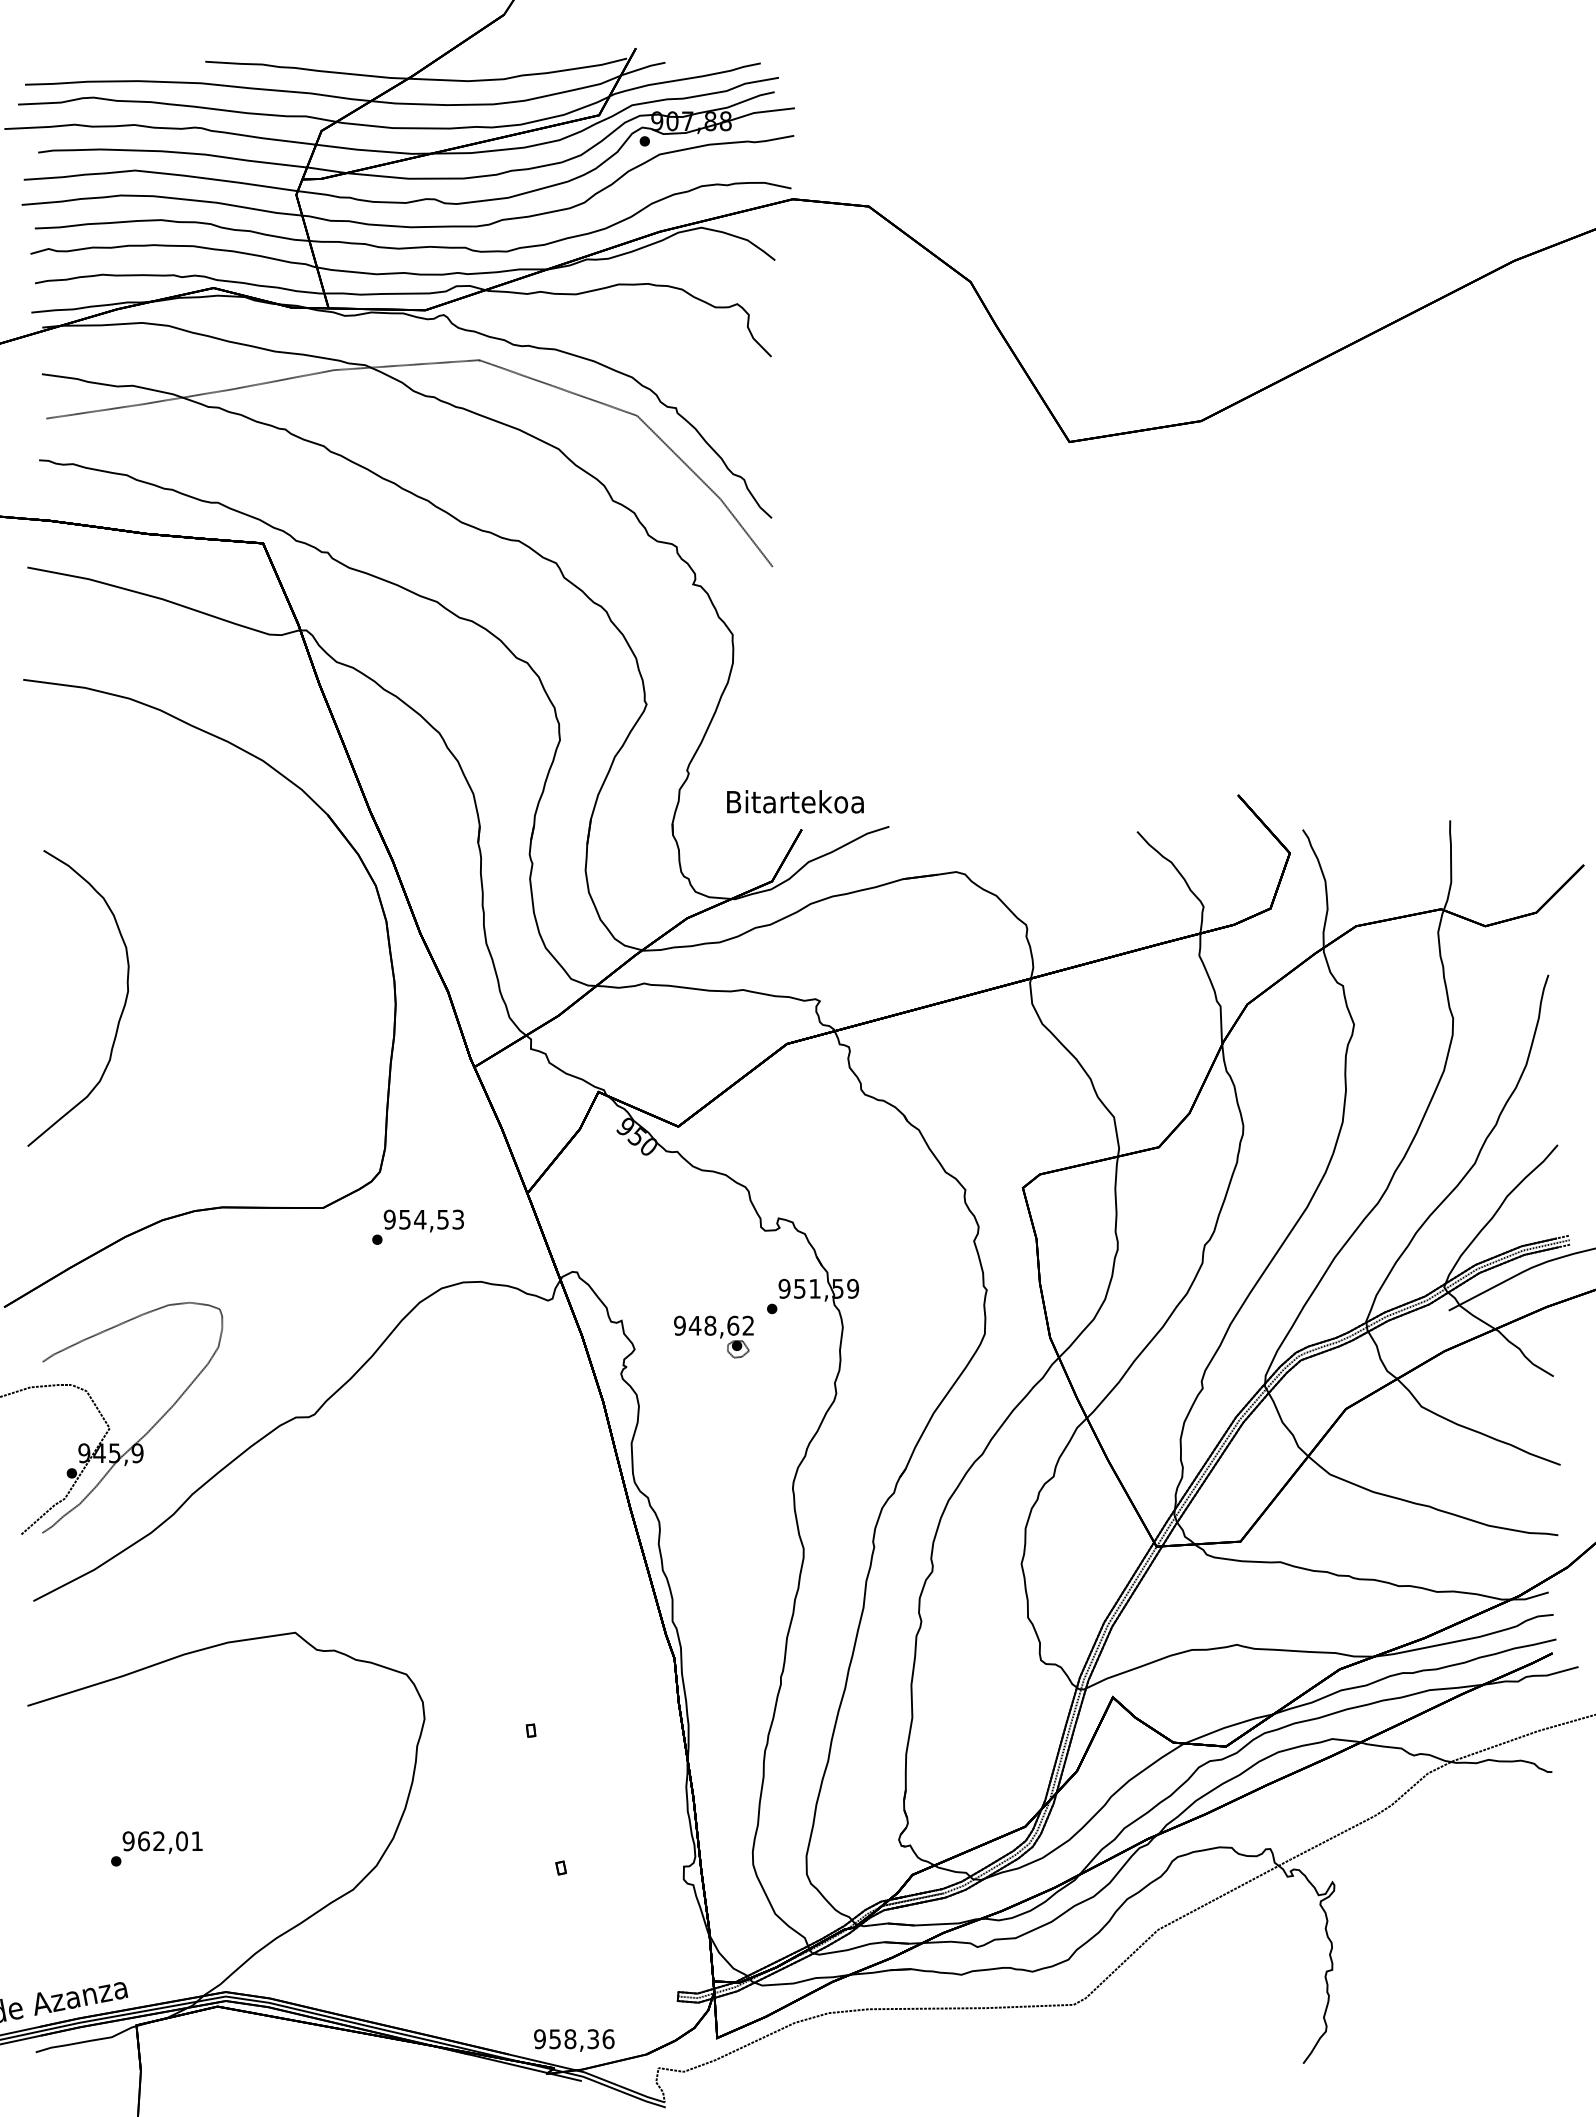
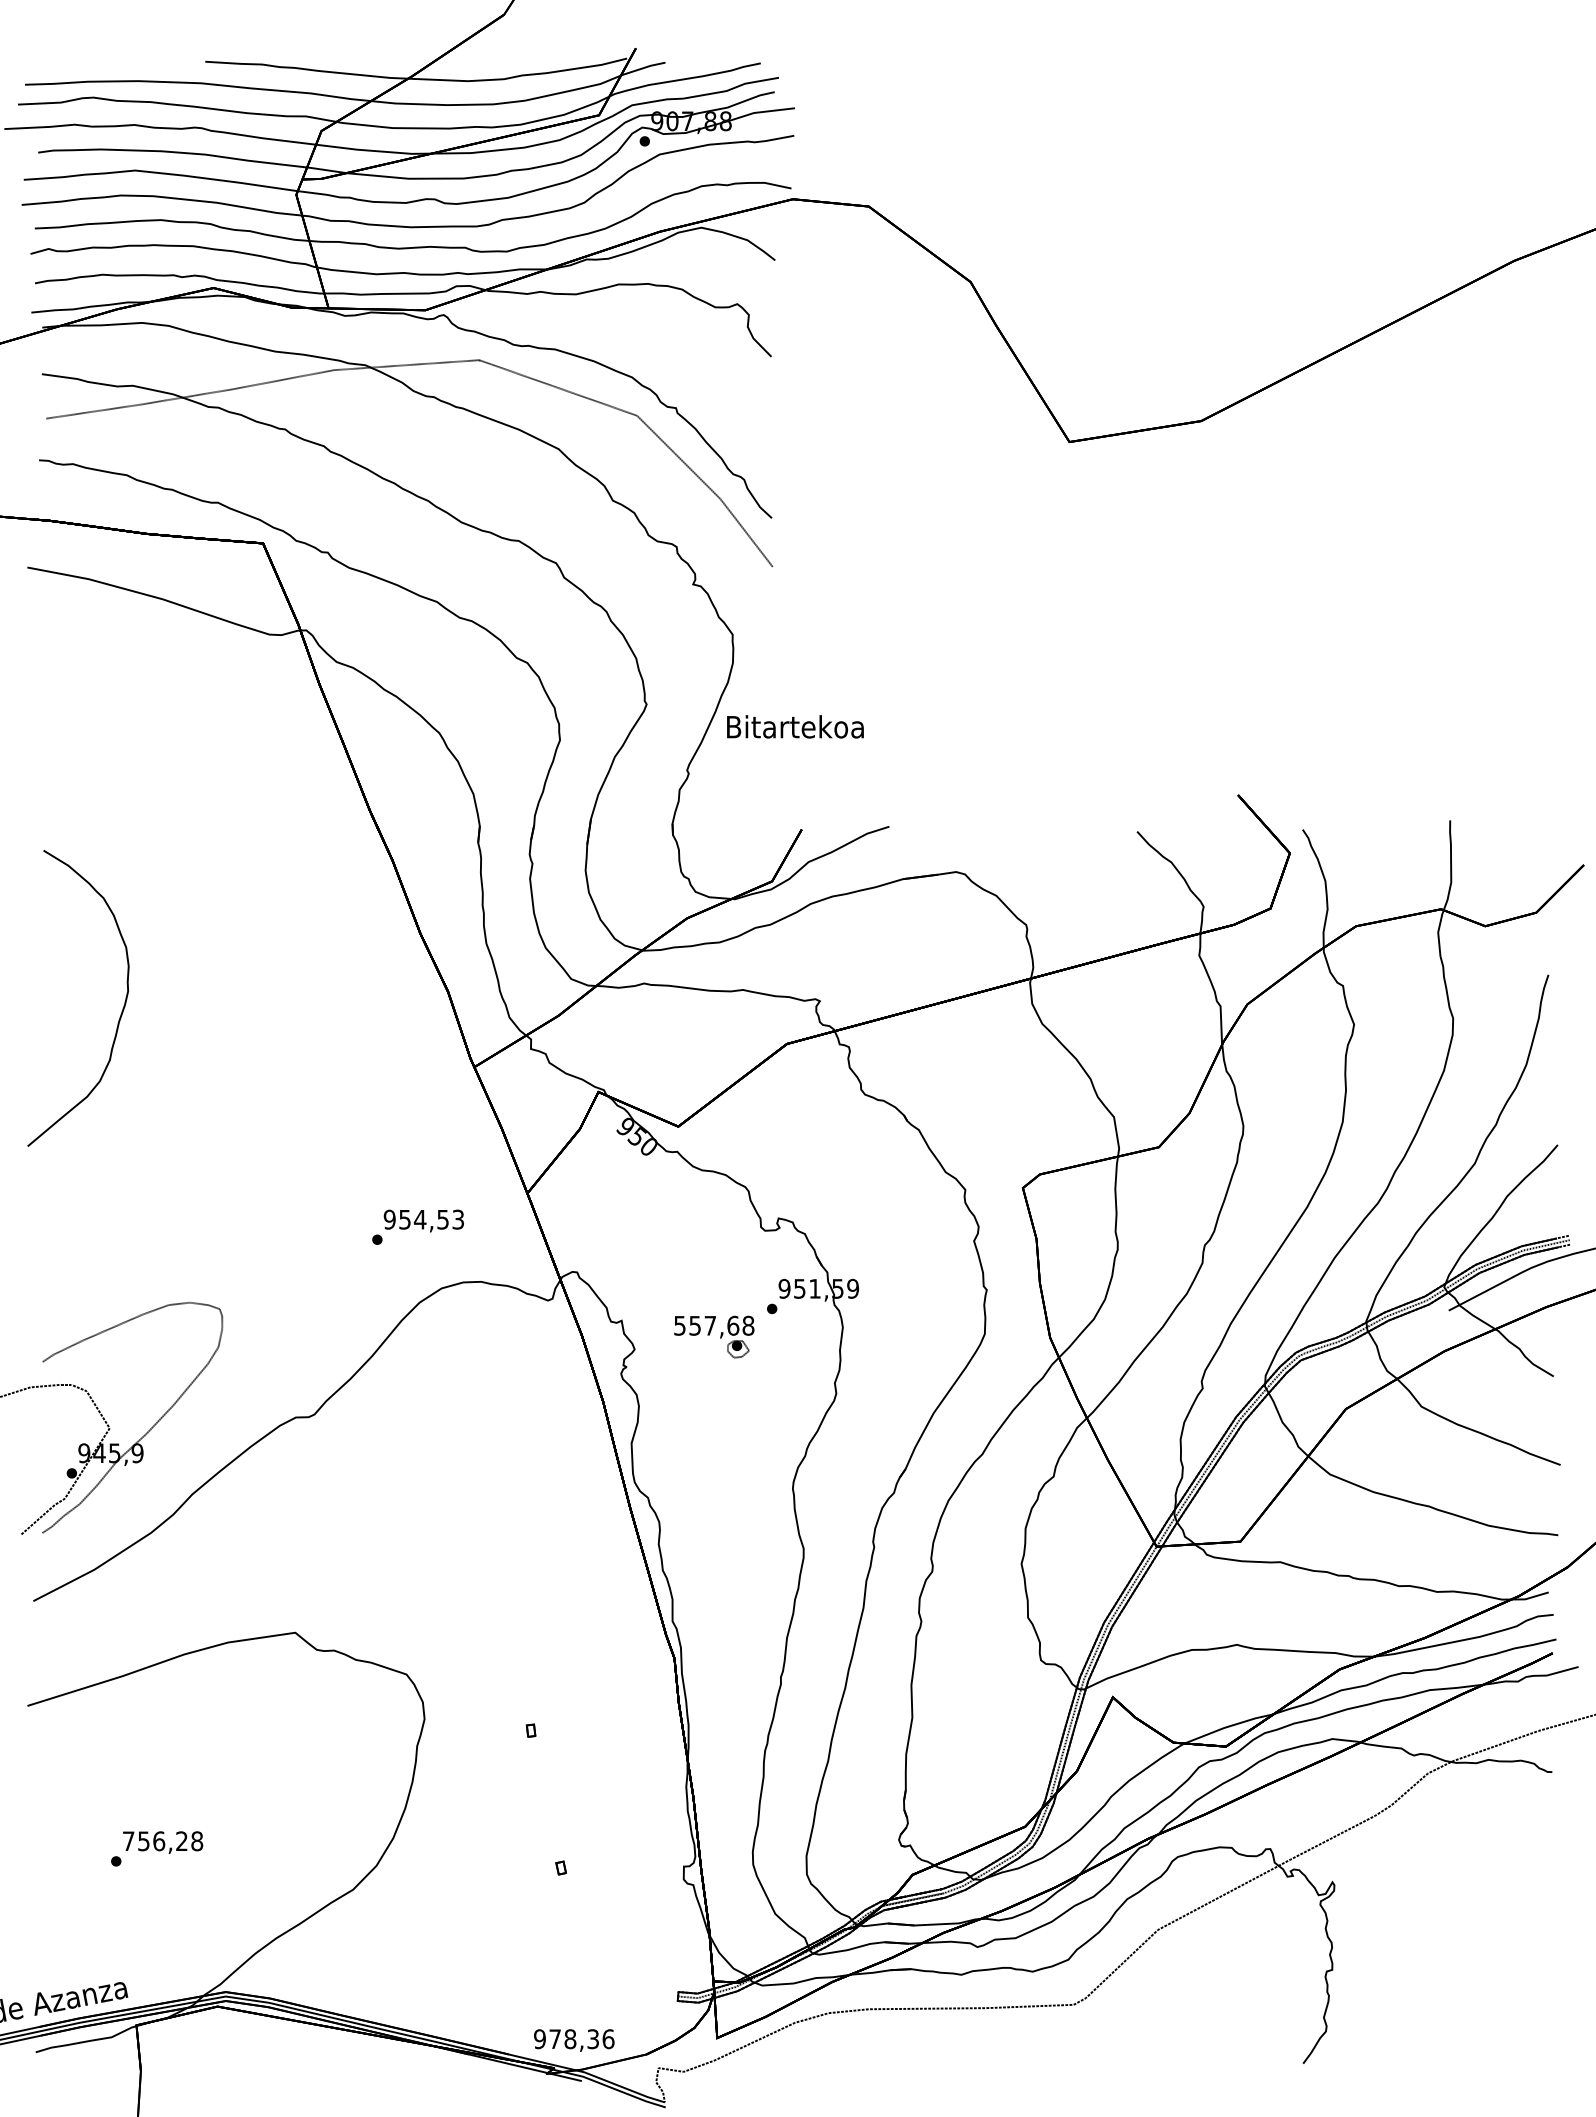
text position: (795, 801) -> (795, 726) (795, 726)
part: present -> none (390, 963)
text: 948,62 -> 557,68 (714, 1325)
text: 962,01 -> 756,28 (162, 1841)
text: 958,36 -> 978,36 (554, 2039)
